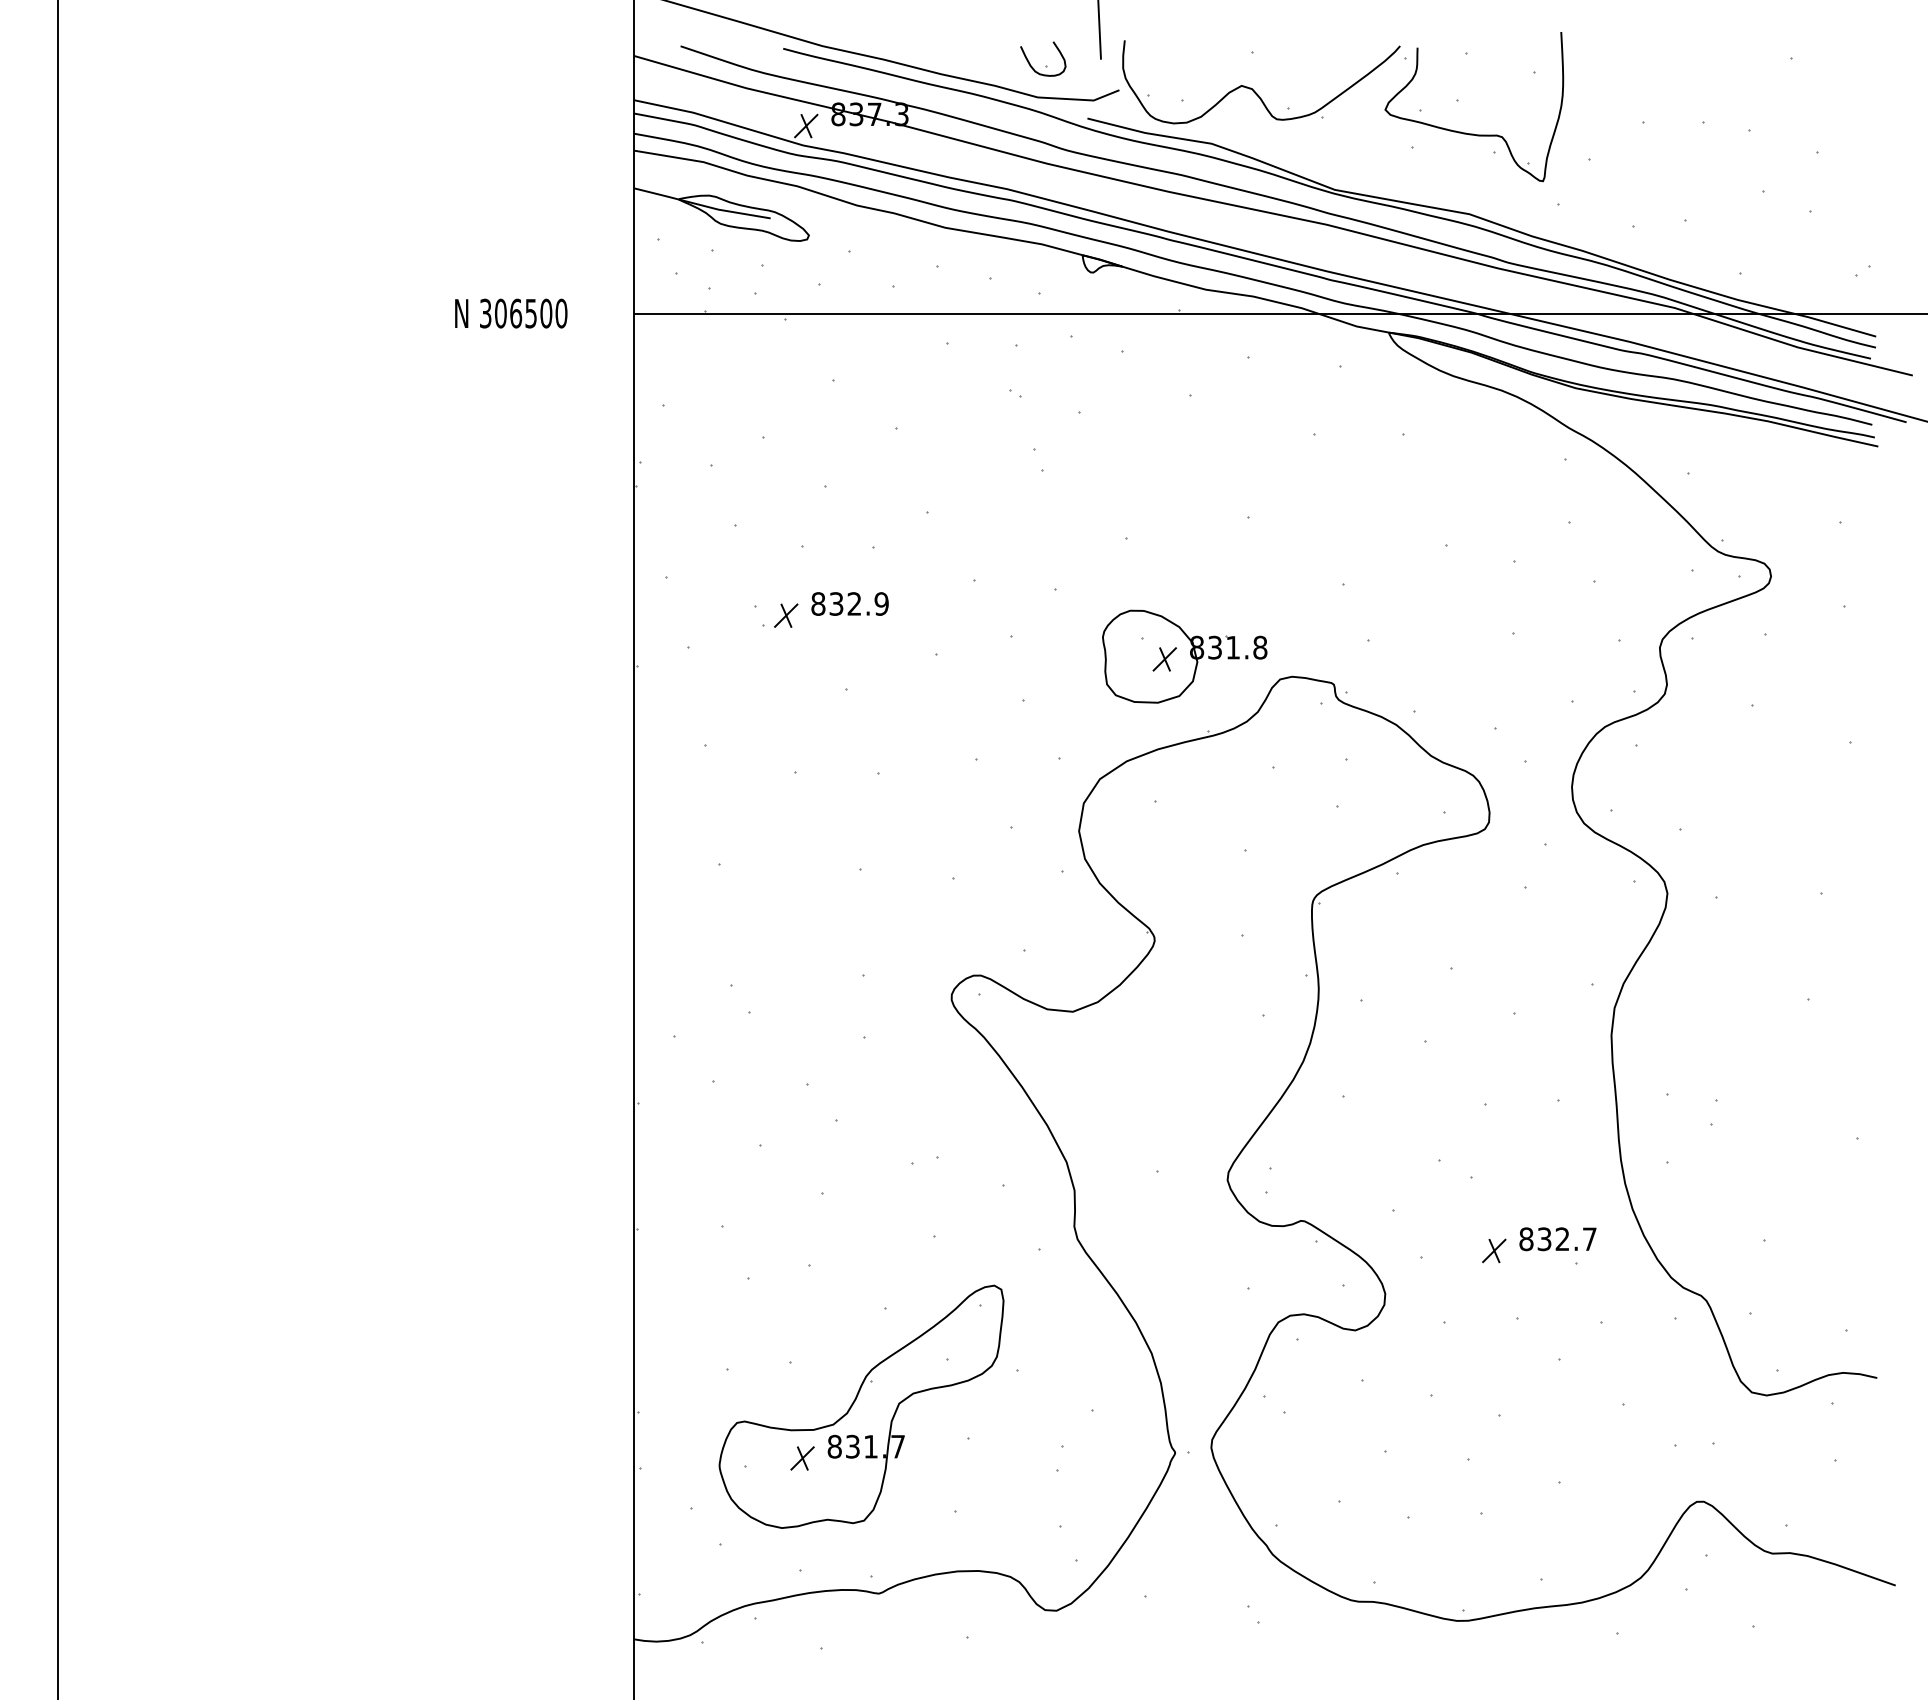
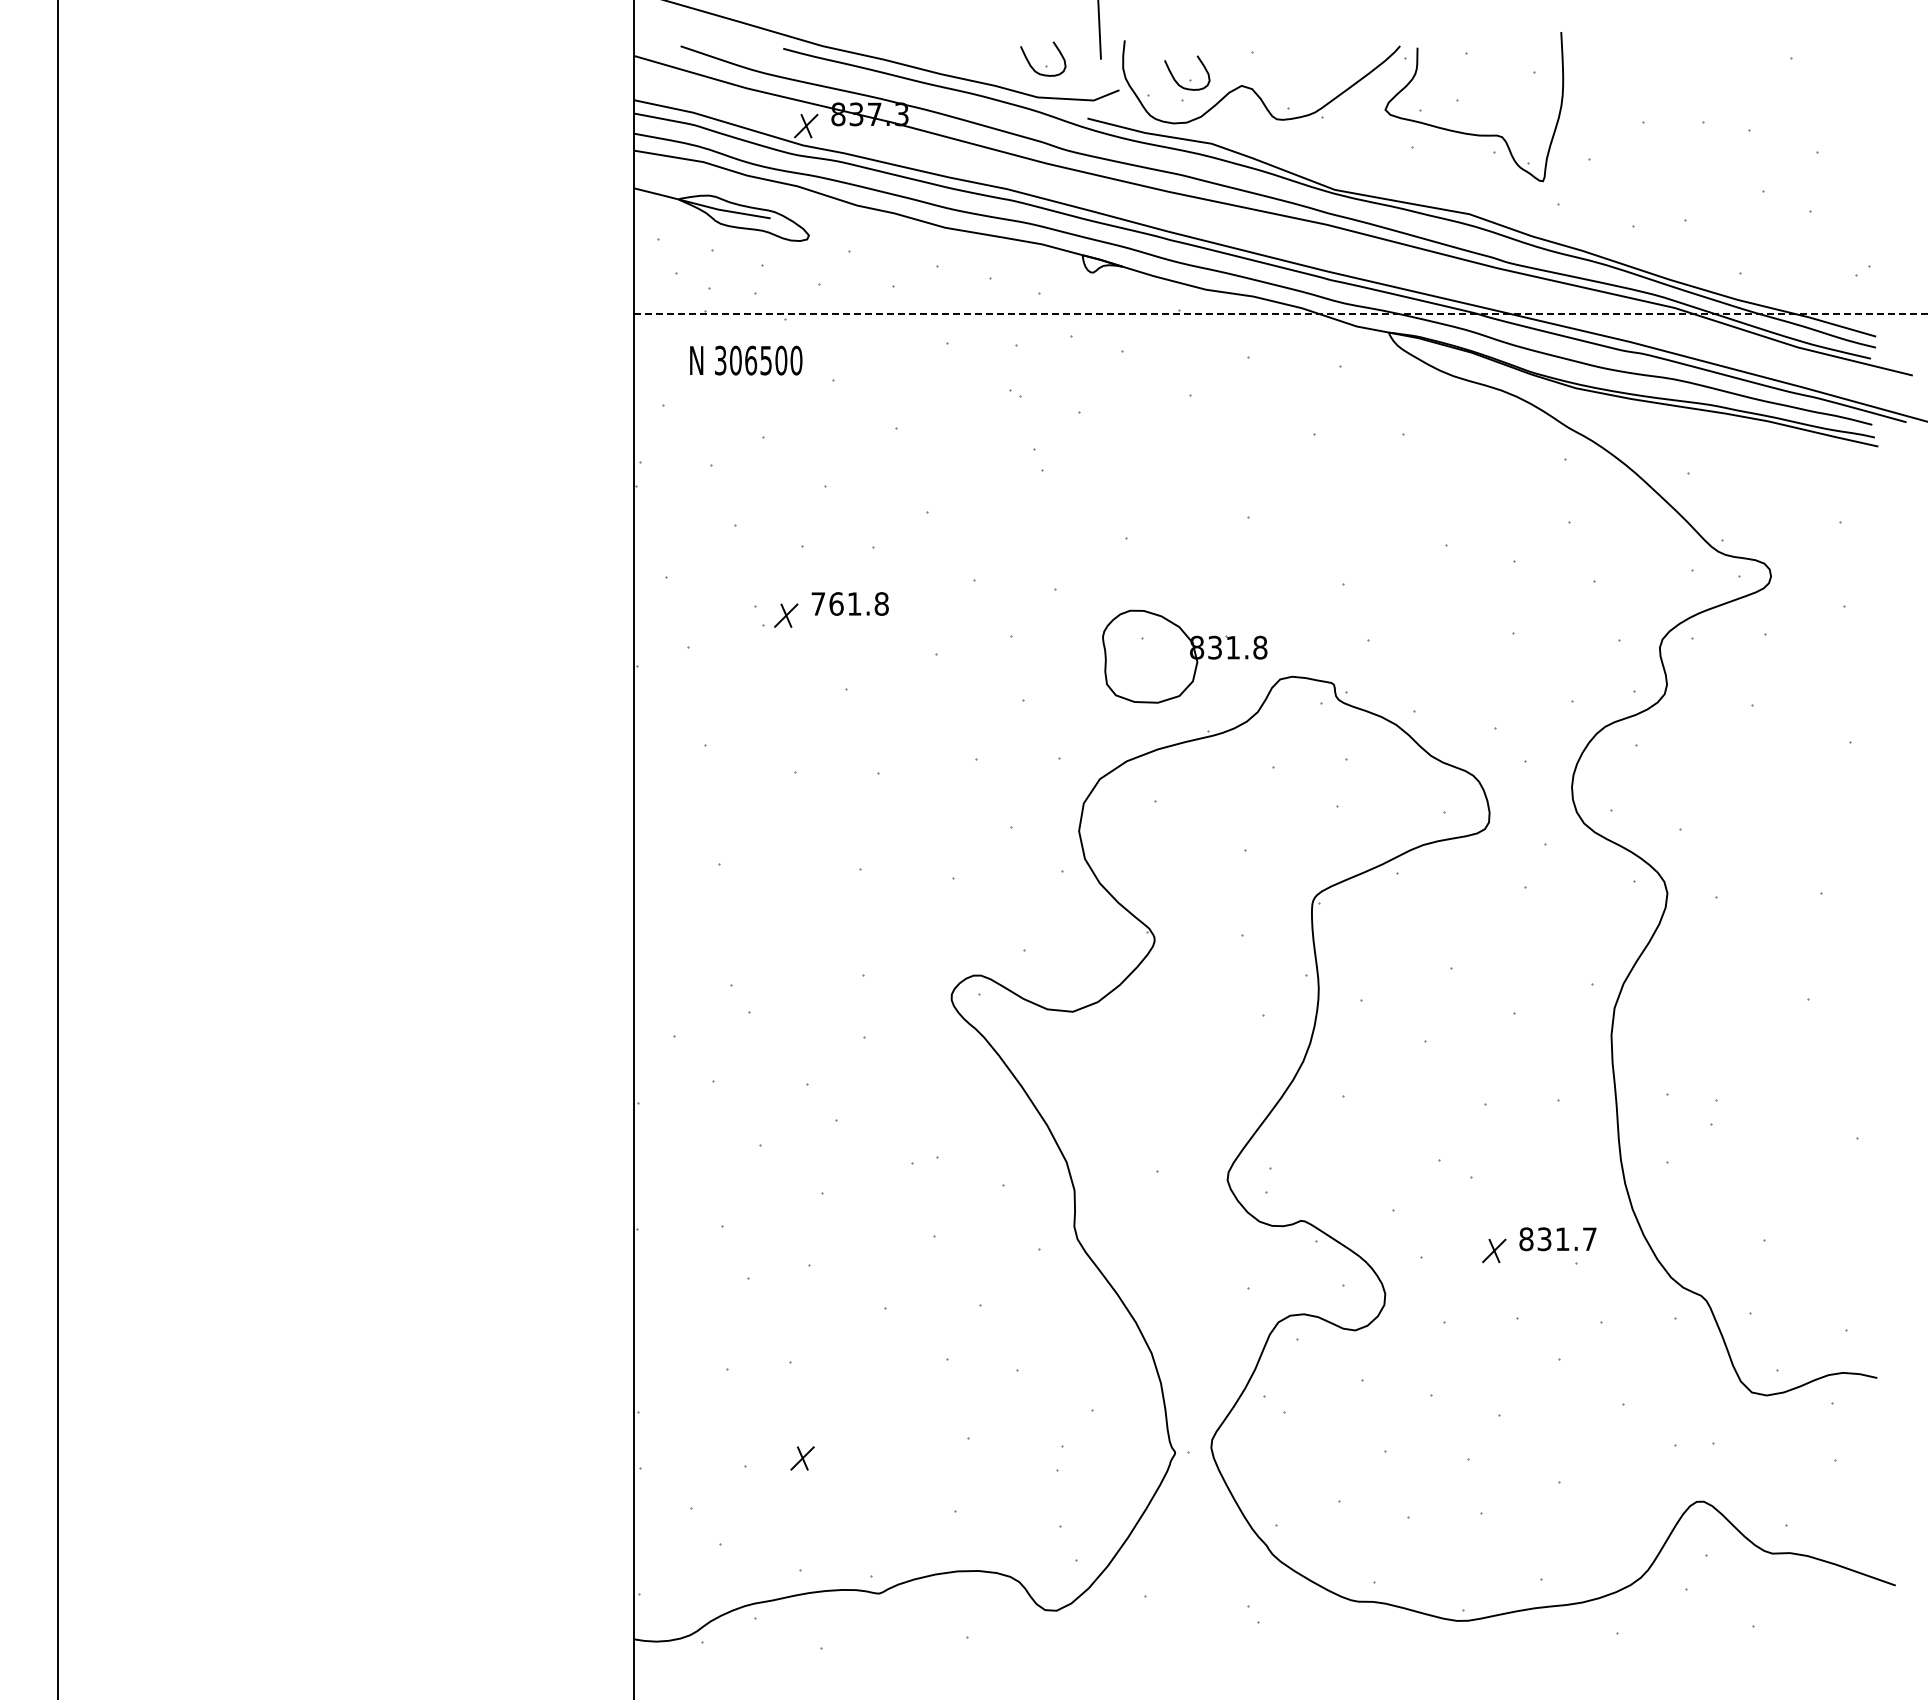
part: none -> present (1190, 79)
text position: (511, 313) -> (746, 360) (746, 360)
line: solid -> dashed (1281, 313)
text: 832.9 -> 761.8 (849, 603)
part: present -> none (1164, 659)
text: 832.7 -> 831.7 (1562, 1238)
part: present -> none (861, 1406)
